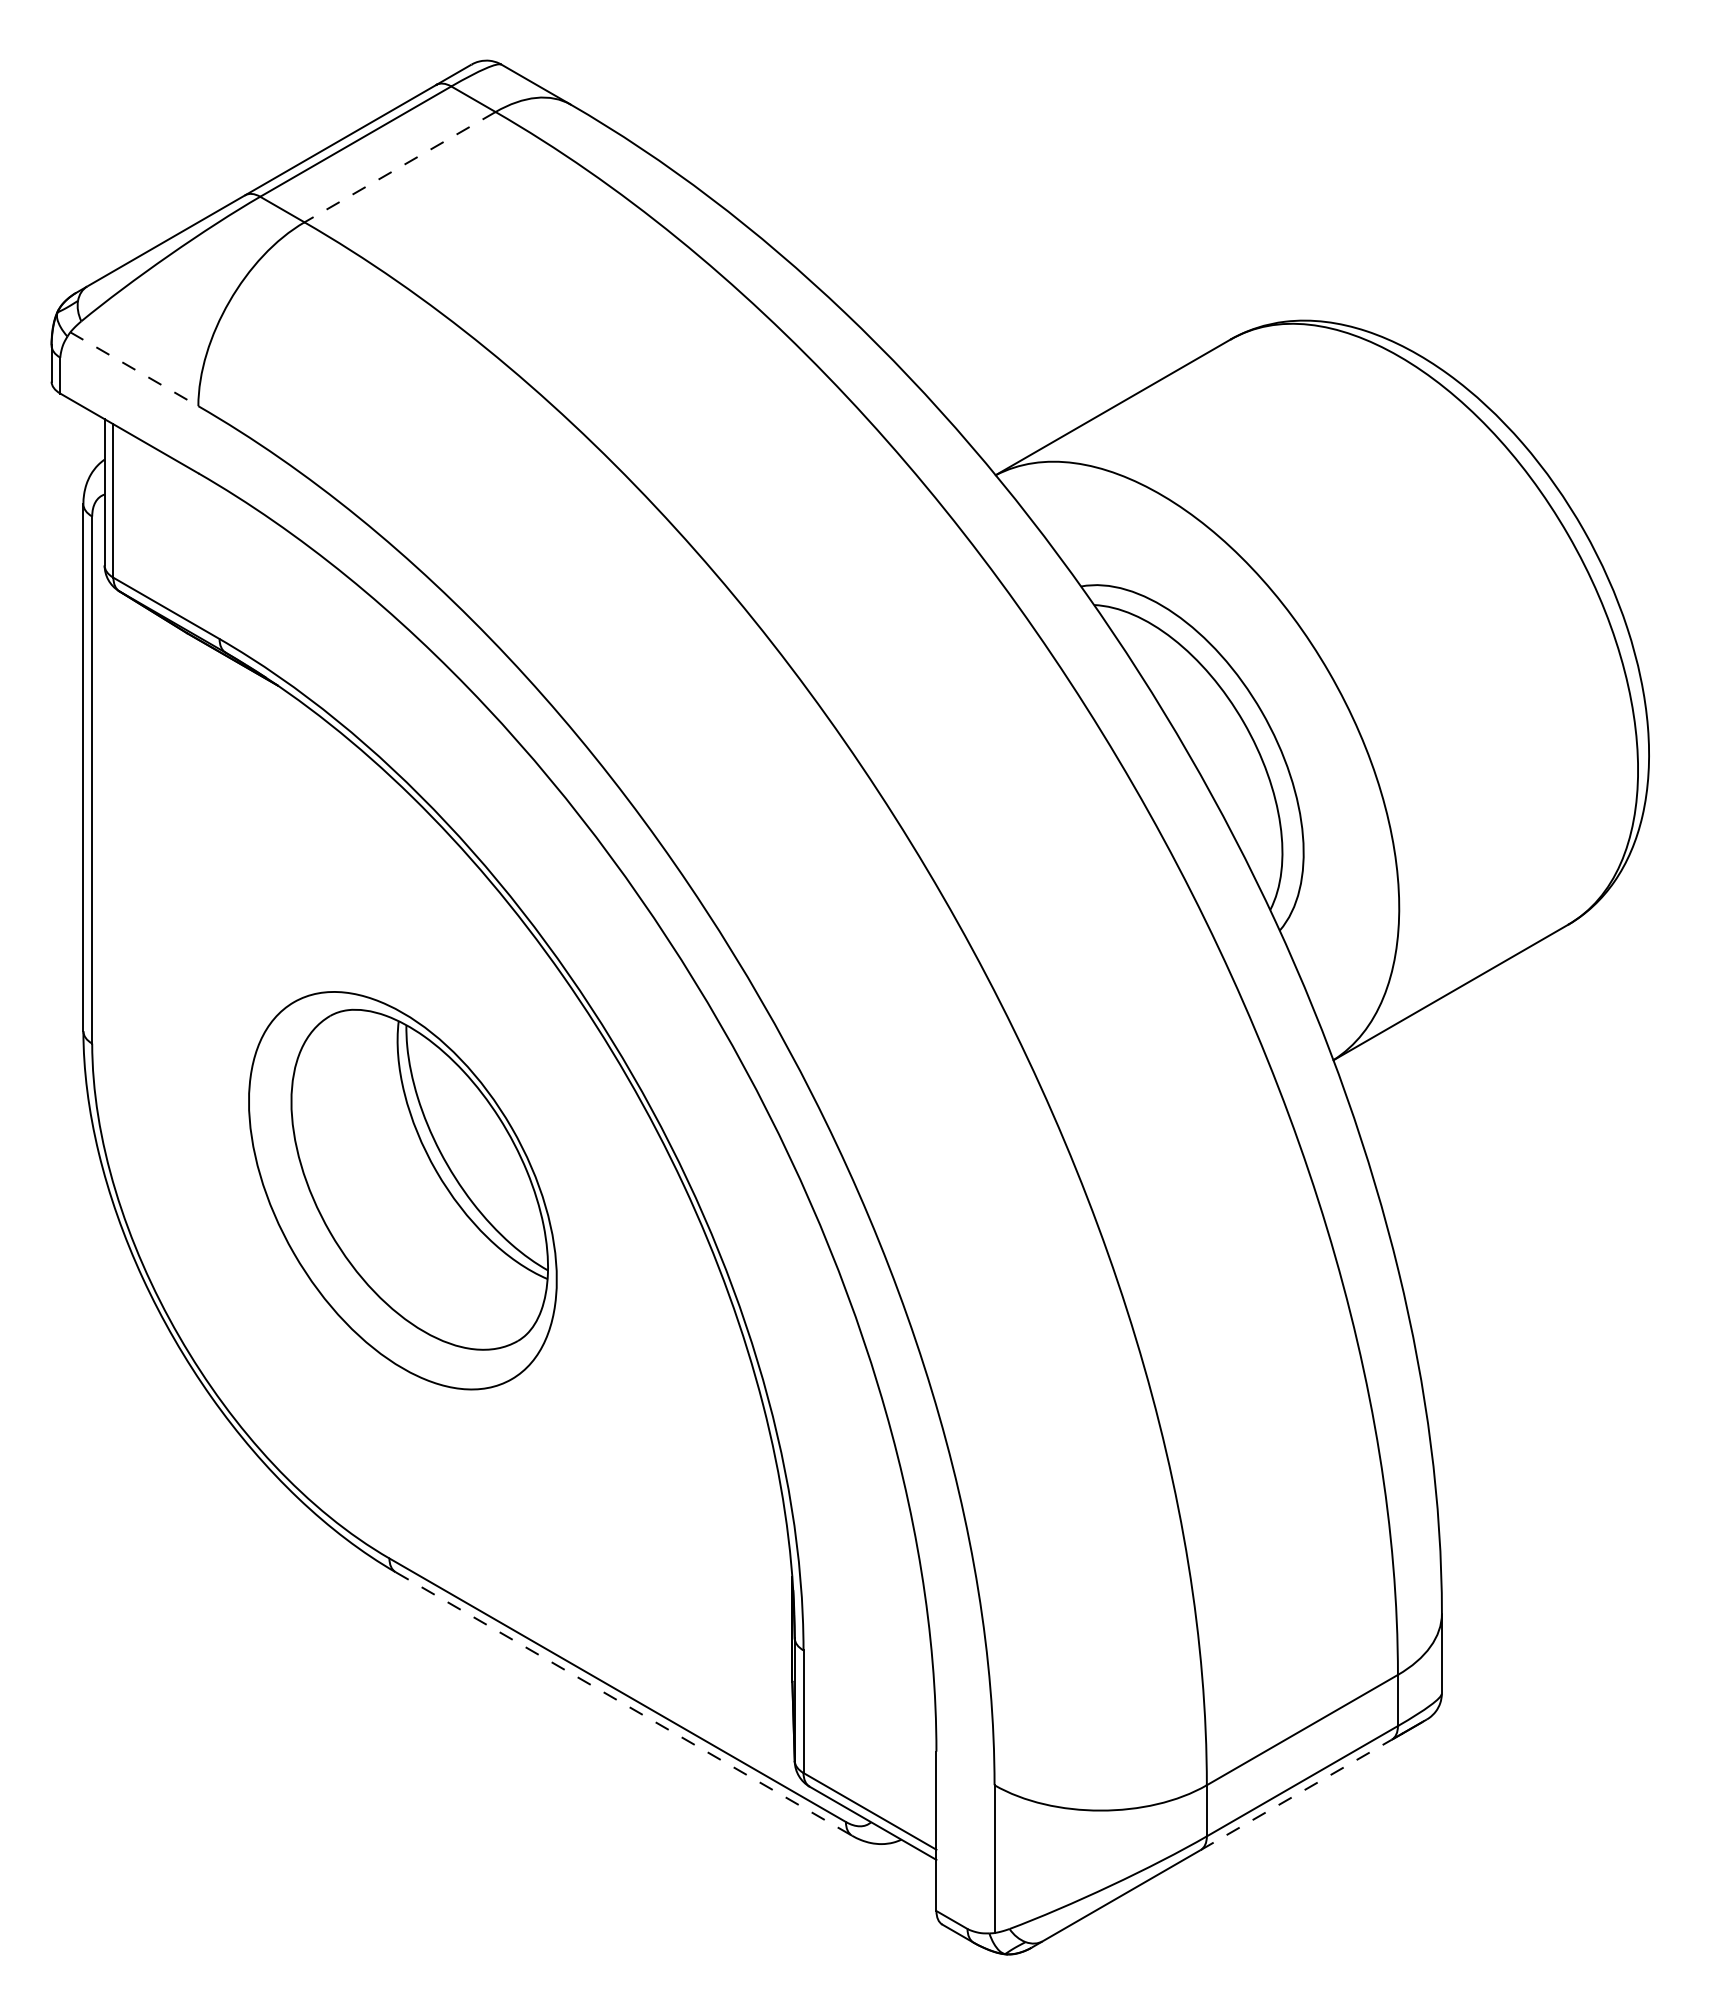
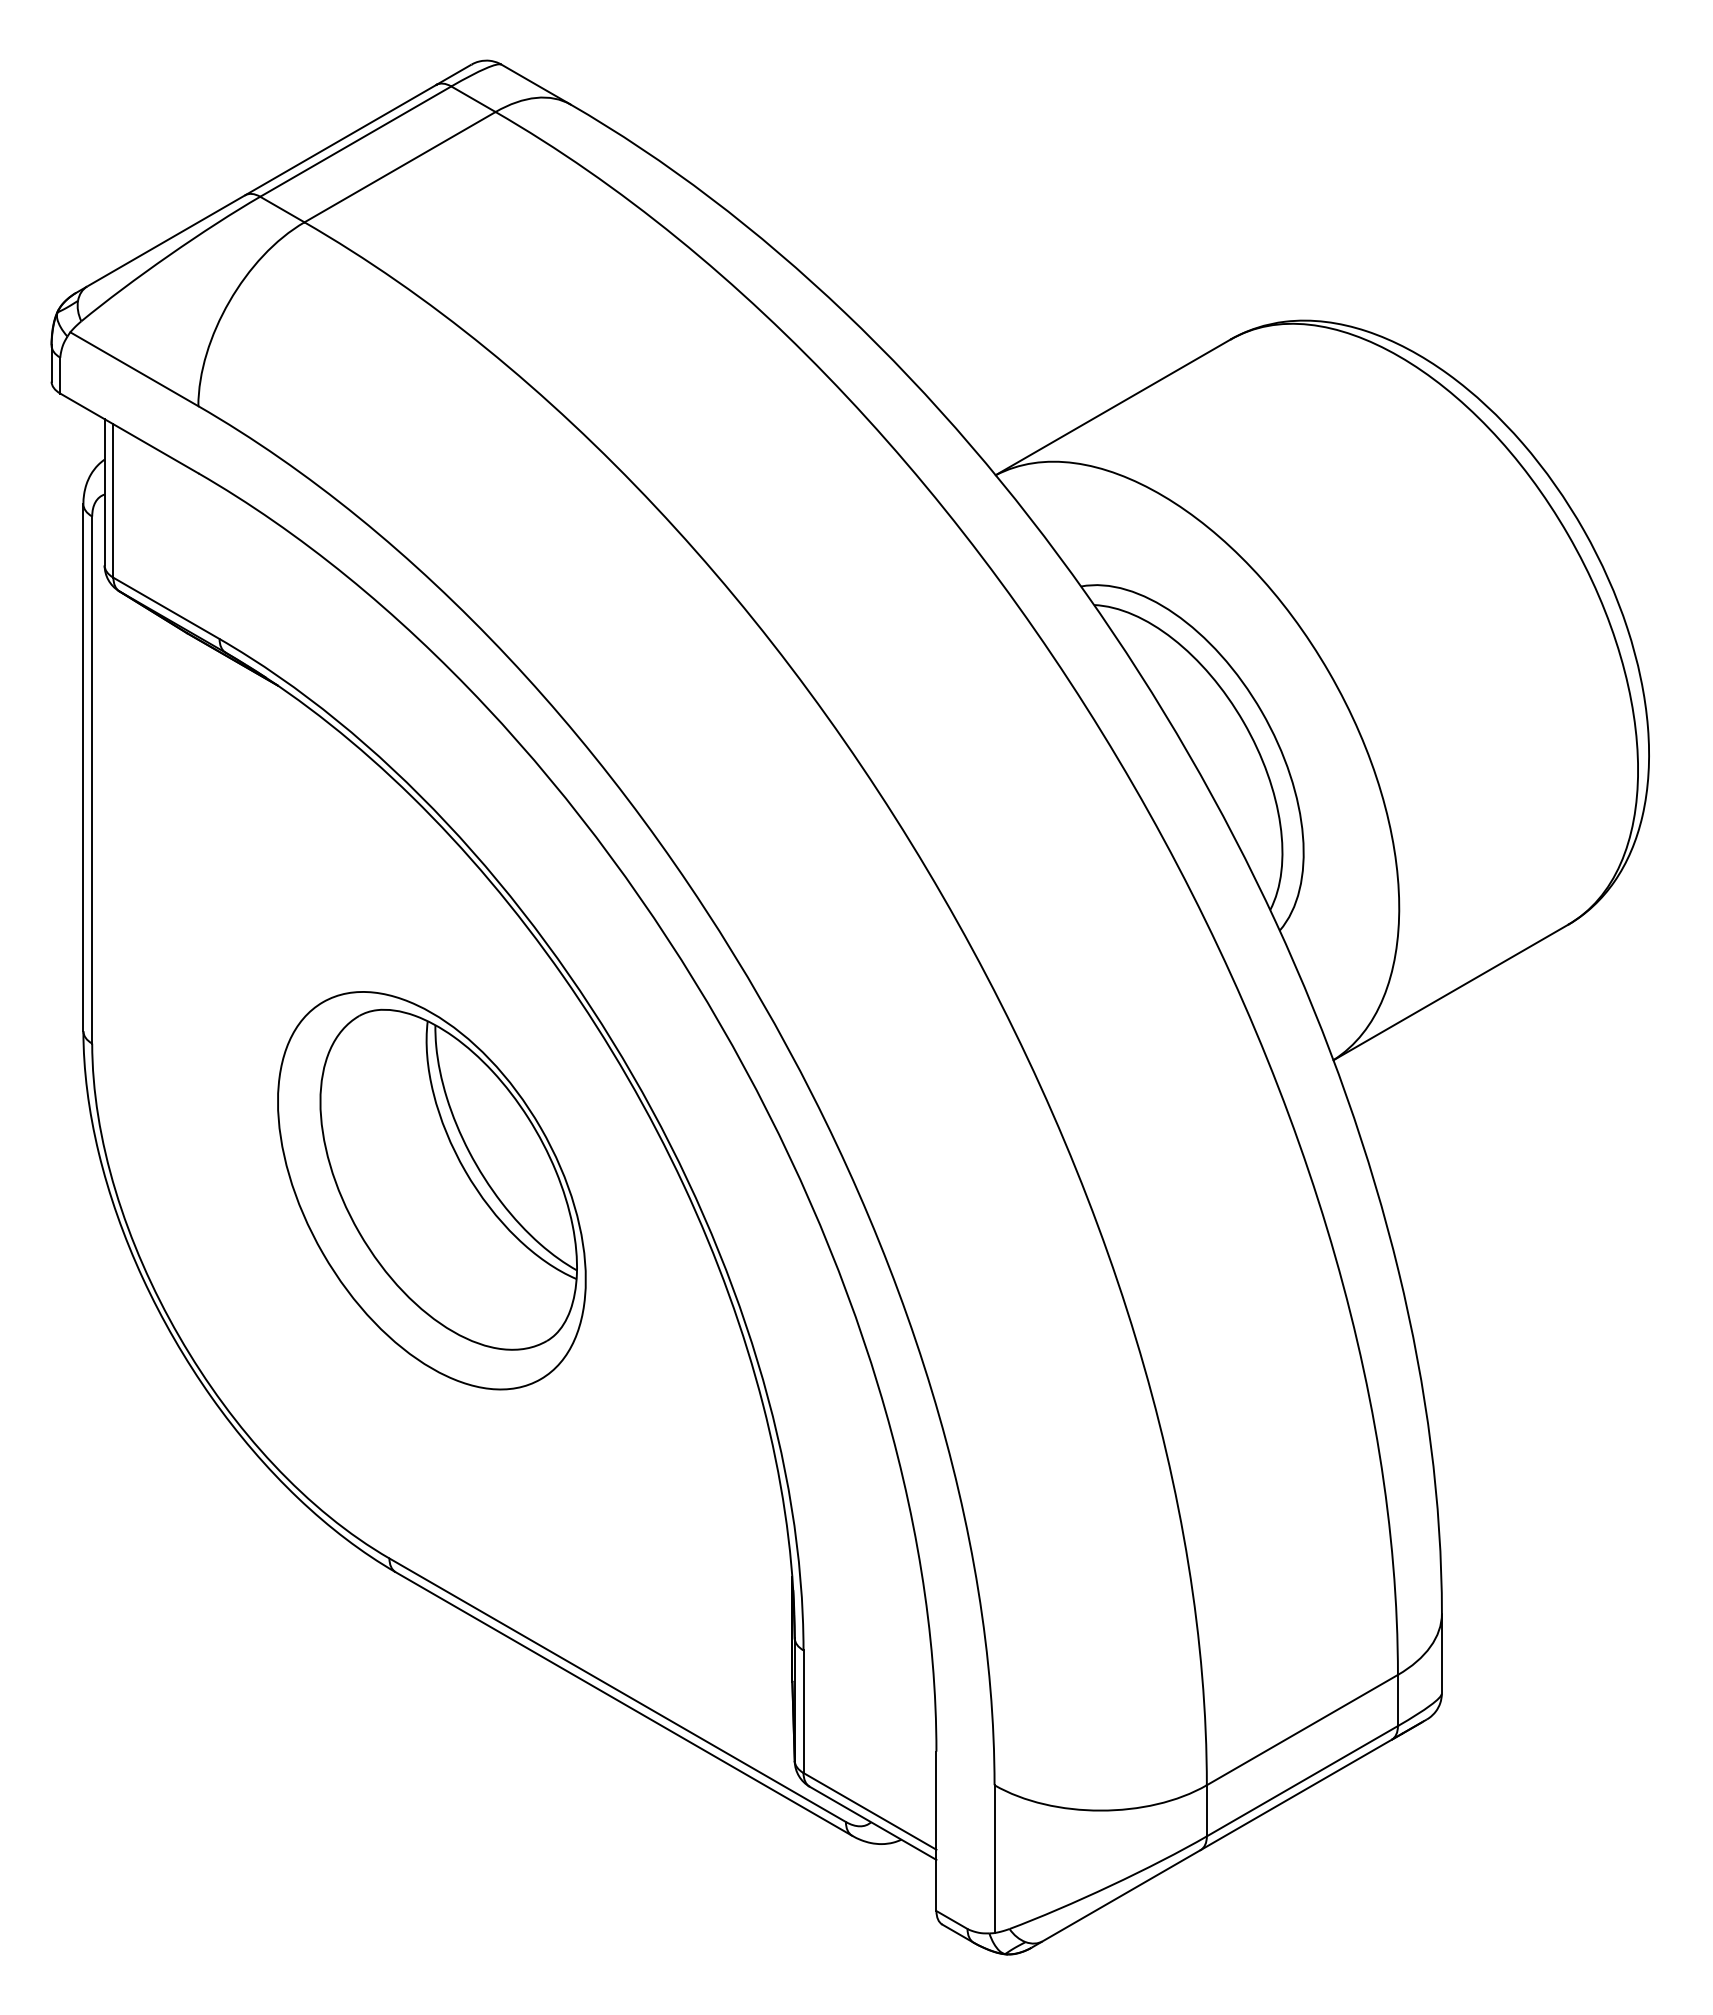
line: dashed -> solid (399, 167)
line: dashed -> solid (134, 369)
part position: (402, 1190) -> (431, 1190) (431, 1190)
line: dashed -> solid (623, 1703)
line: dashed -> solid (1296, 1794)
